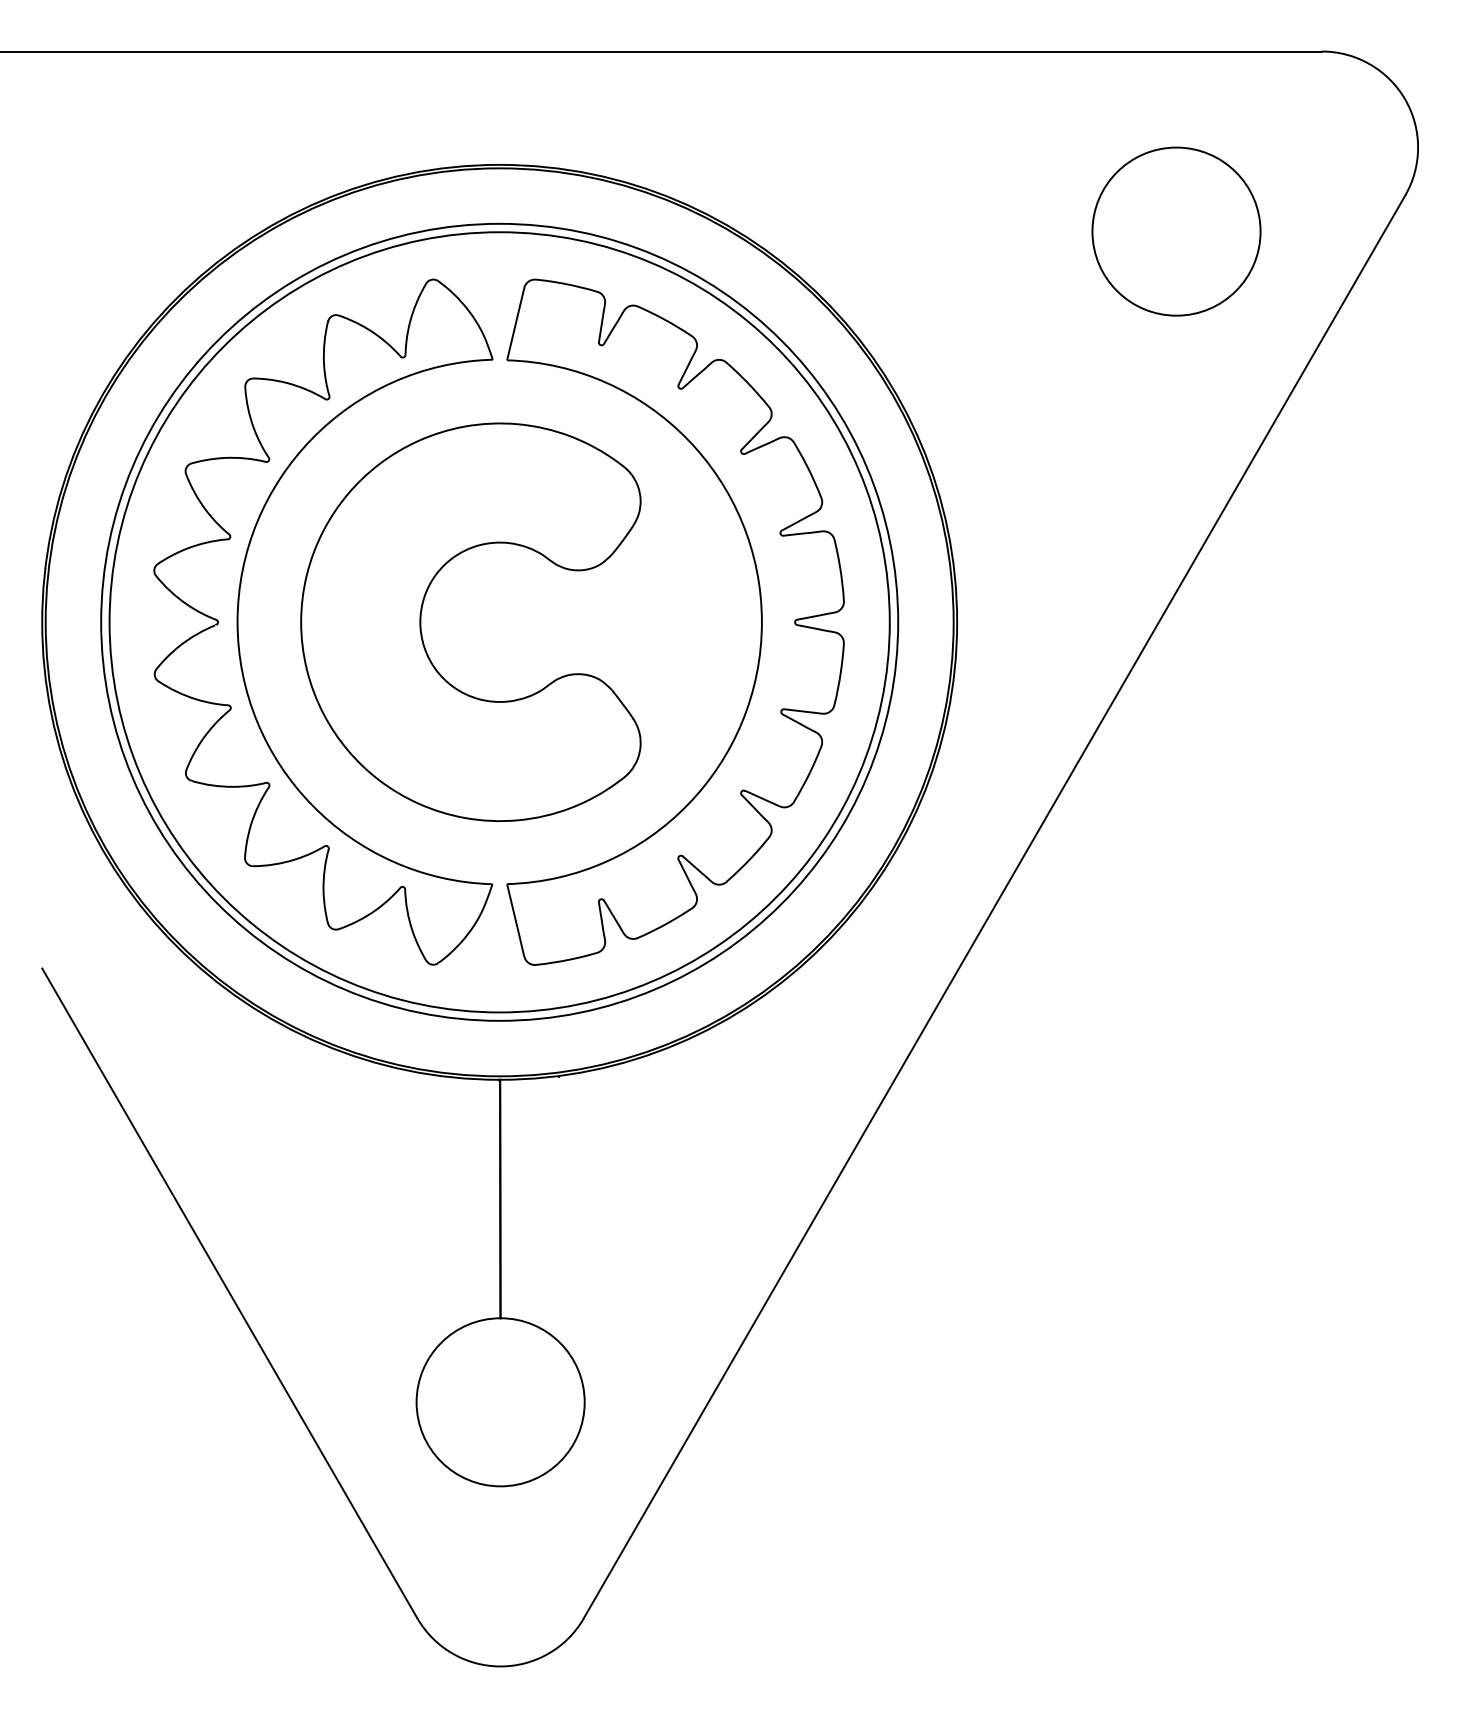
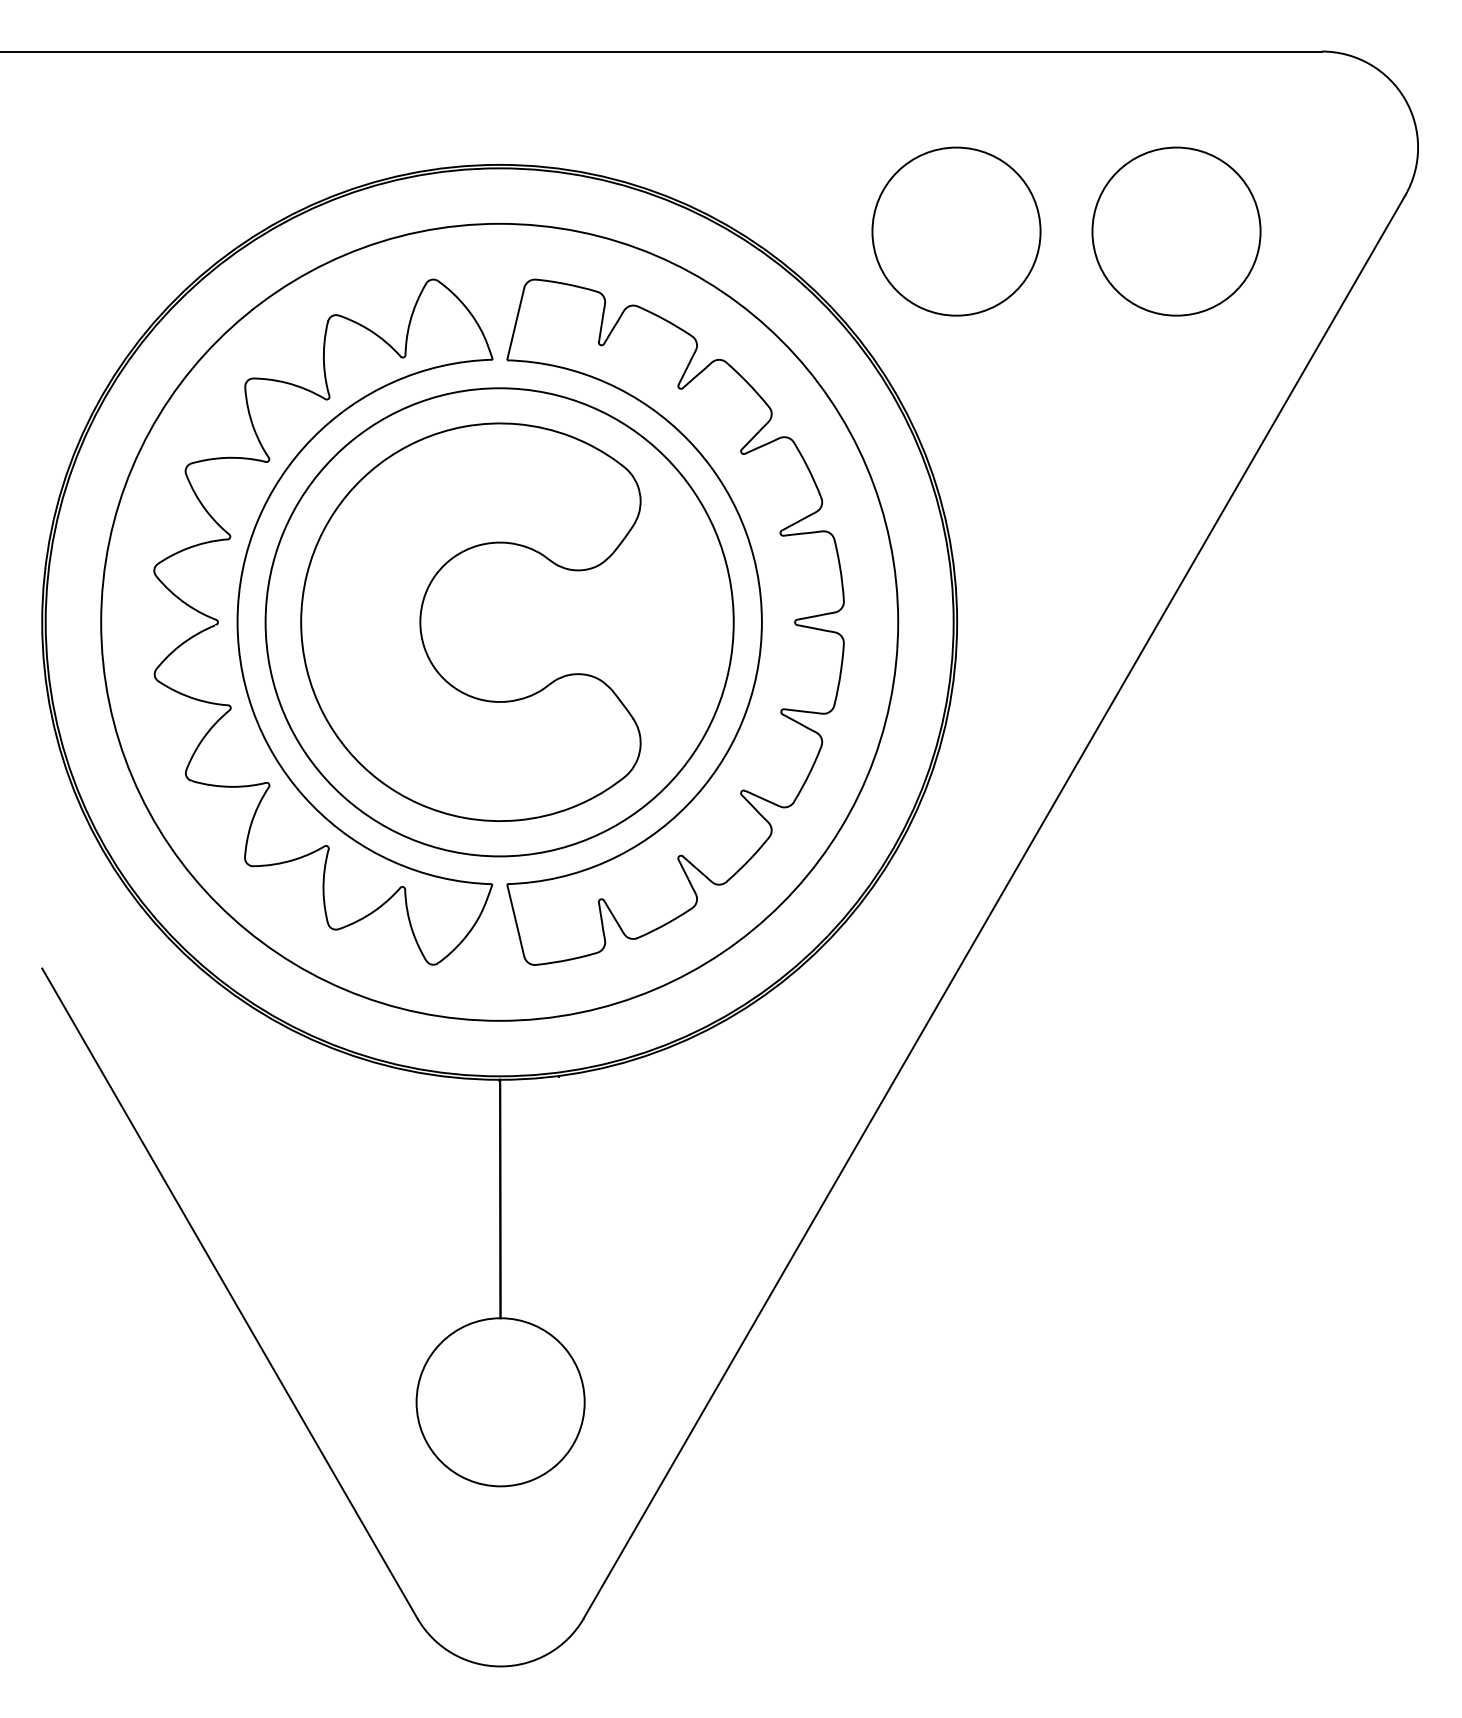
circle: none -> present (956, 231)
circle diameter: 780 px -> 468 px (499, 622)
